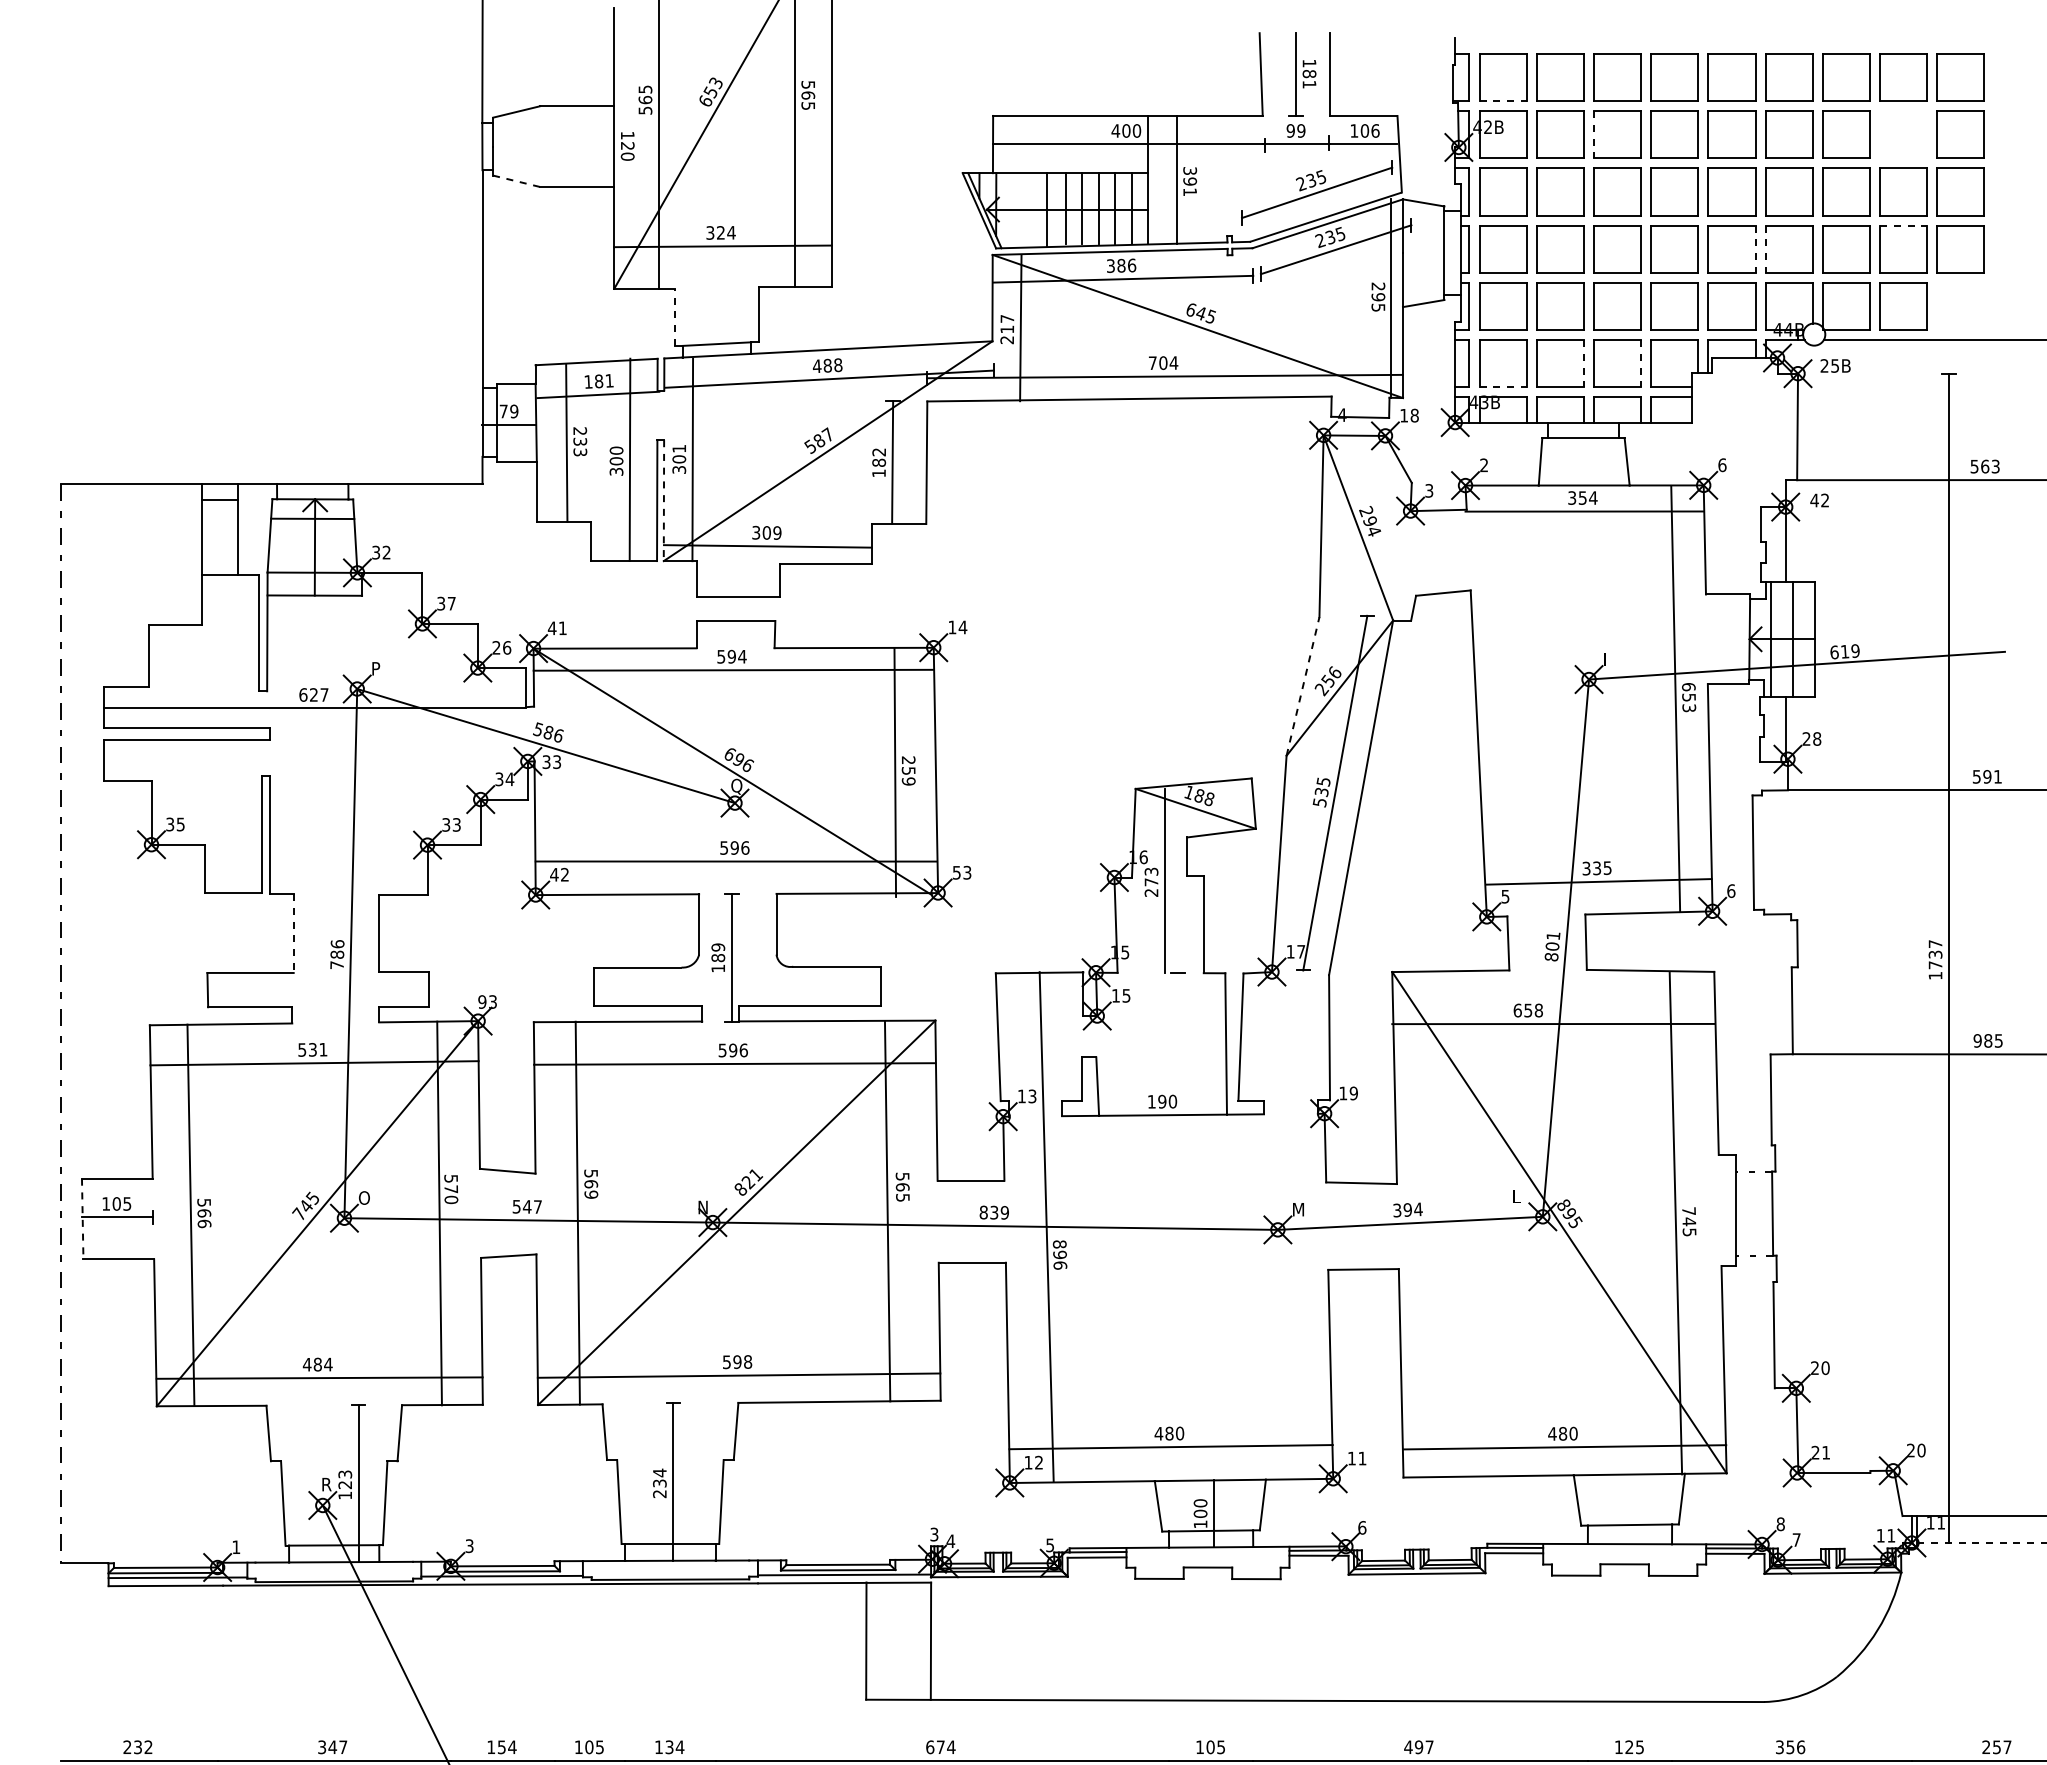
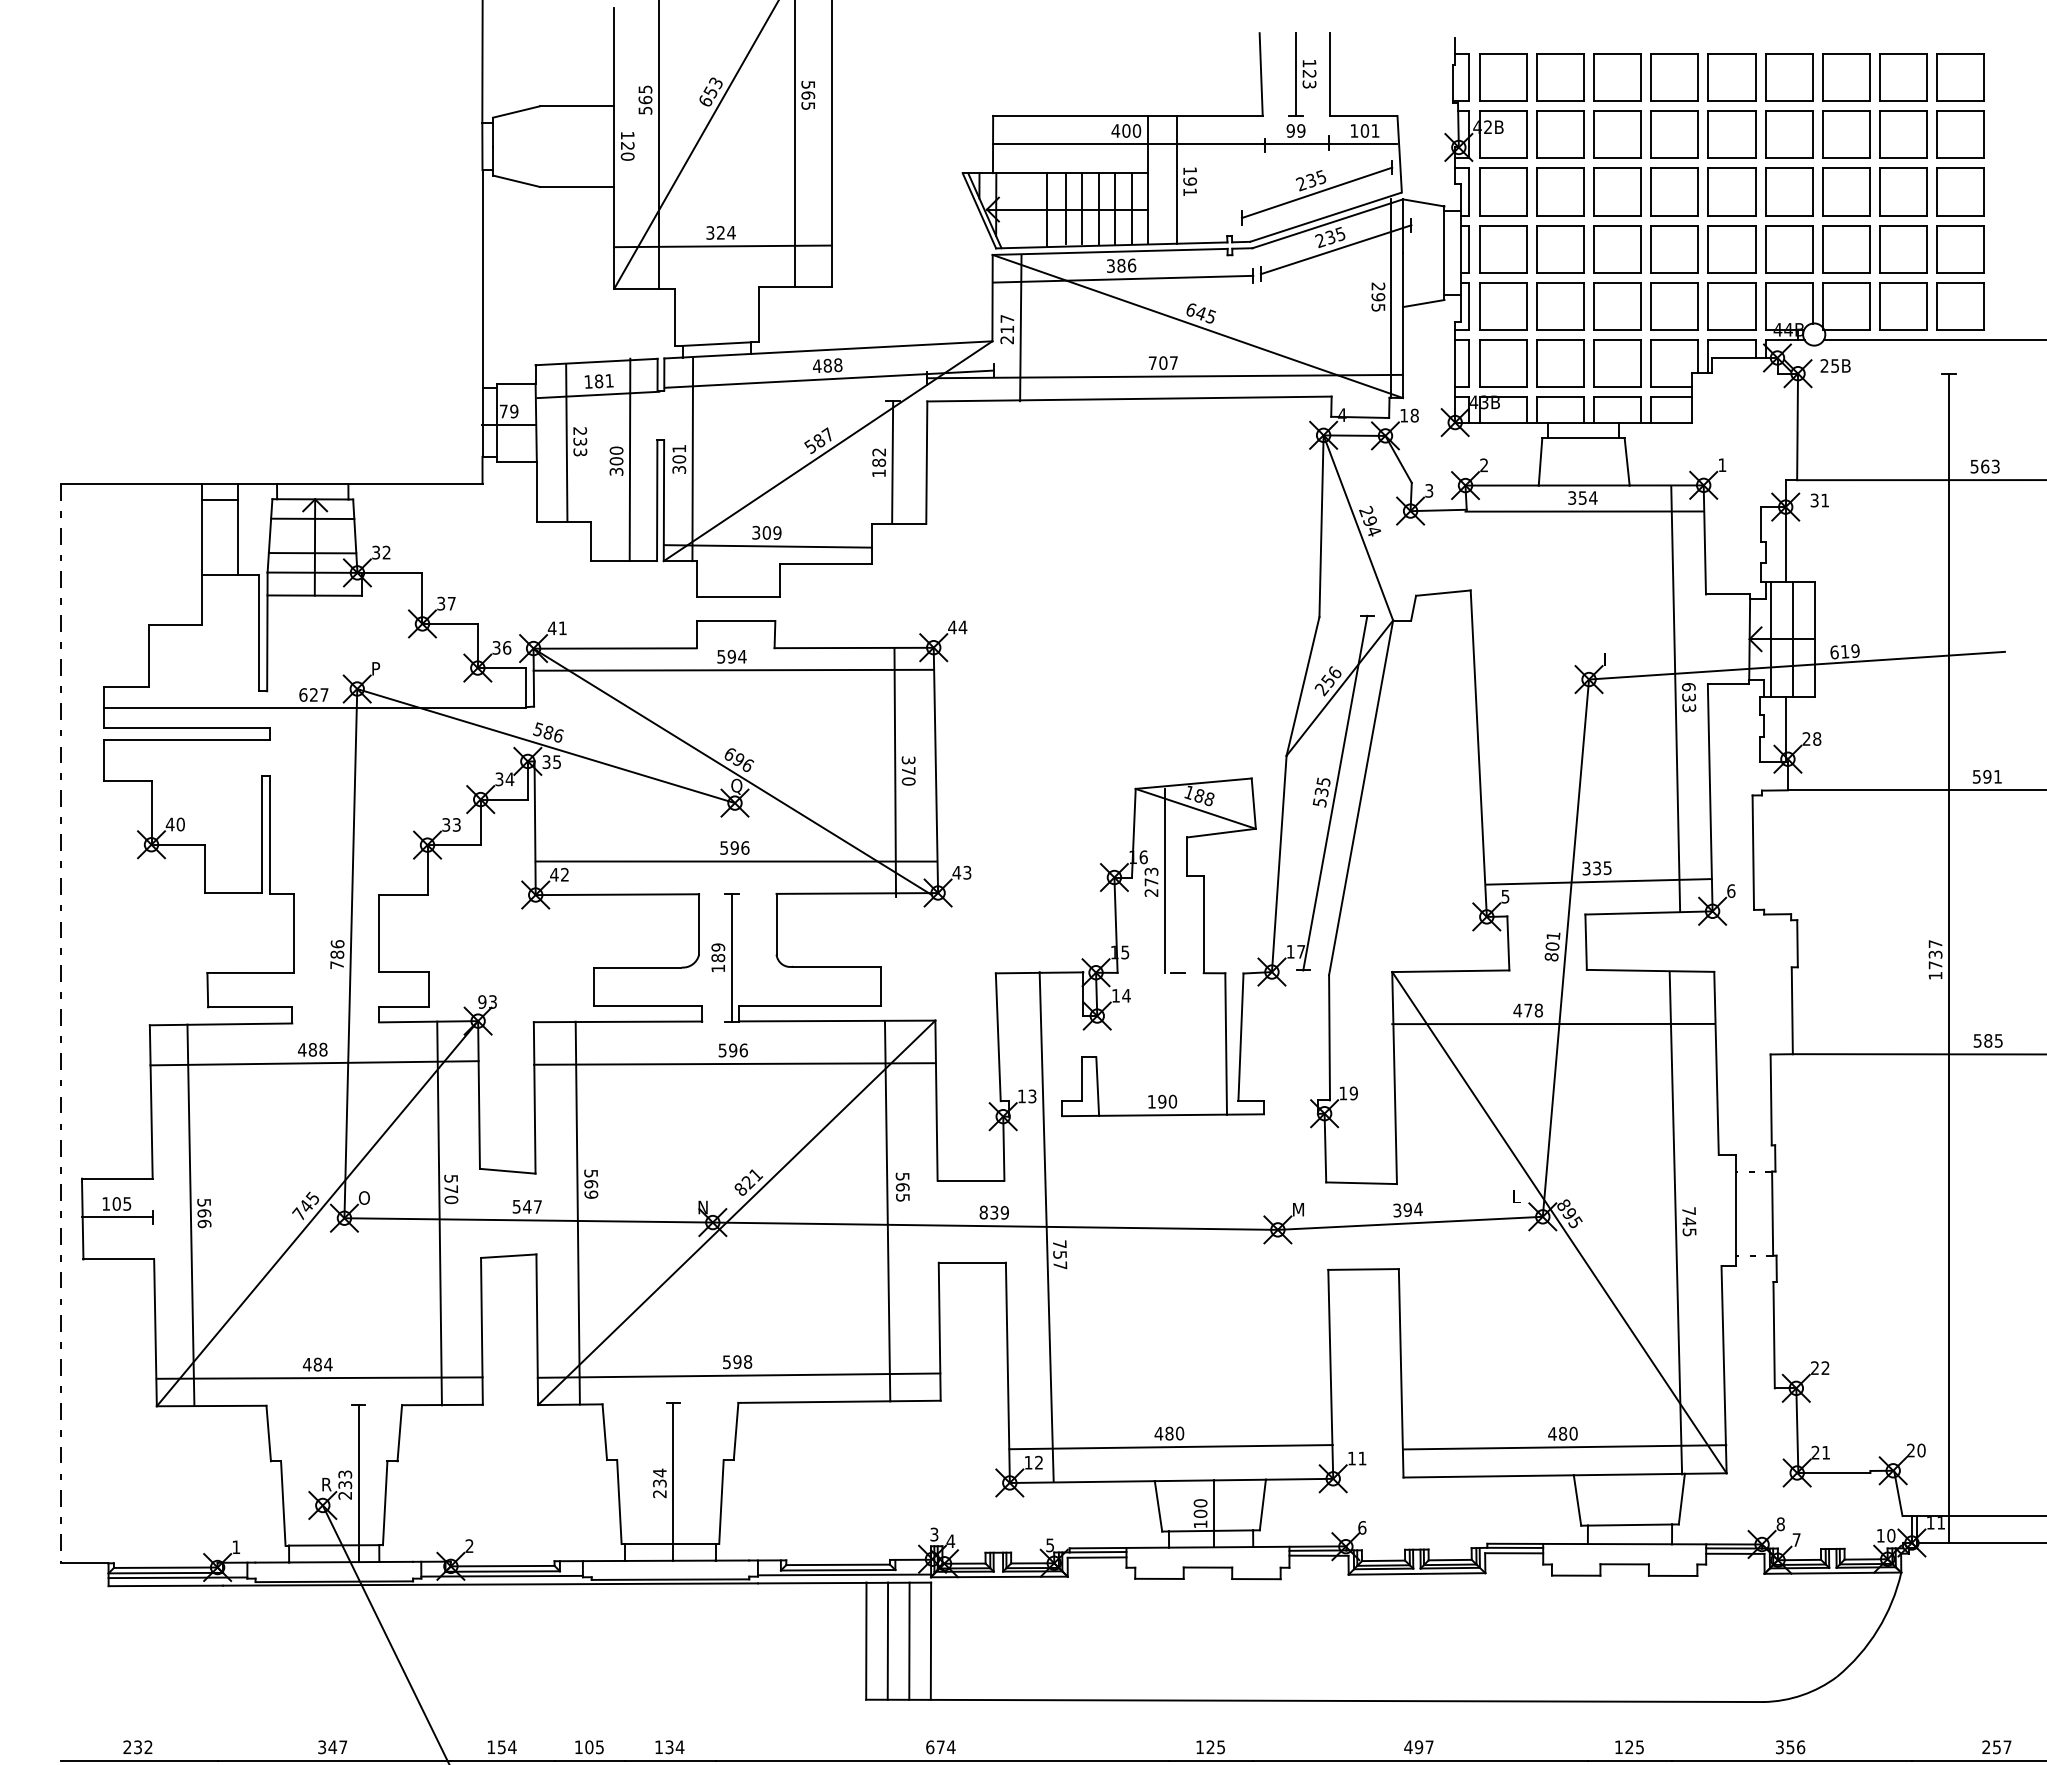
text: 181 -> 123 (1309, 79)
line: dashed -> solid (1503, 101)
text: 106 -> 101 (1375, 130)
line: dashed -> solid (1593, 134)
part: none -> present (1903, 134)
text: 391 -> 191 (1190, 170)
line: dashed -> solid (517, 181)
line: dashed -> solid (1903, 225)
line: dashed -> solid (1755, 249)
line: dashed -> solid (1765, 249)
part: none -> present (1960, 306)
line: dashed -> solid (674, 317)
text: 704 -> 707 (1173, 362)
line: dashed -> solid (1583, 363)
line: dashed -> solid (1641, 363)
line: dashed -> solid (1503, 387)
text: 6 -> 1 (1722, 465)
text: 42 -> 31 (1819, 500)
line: dashed -> solid (663, 501)
line: none -> present (312, 553)
text: 14 -> 44 (952, 627)
text: 26 -> 36 (496, 647)
line: dashed -> solid (1303, 686)
text: 653 -> 633 (1689, 697)
text: 33 -> 35 (556, 761)
text: 259 -> 370 (908, 770)
text: 35 -> 40 (174, 824)
text: 53 -> 43 (956, 872)
line: dashed -> solid (293, 934)
text: 15 -> 14 (1126, 995)
text: 658 -> 478 (1522, 1010)
text: 985 -> 585 (1977, 1040)
text: 531 -> 488 (312, 1049)
line: dashed -> solid (82, 1219)
text: 896 -> 757 (1059, 1254)
text: 20 -> 22 (1825, 1368)
text: 123 -> 233 (345, 1490)
text: 11 -> 10 (1891, 1535)
line: dashed -> solid (1982, 1543)
text: 3 -> 2 (469, 1546)
line: none -> present (887, 1640)
line: none -> present (909, 1640)
text: 105 -> 125 (1210, 1747)
